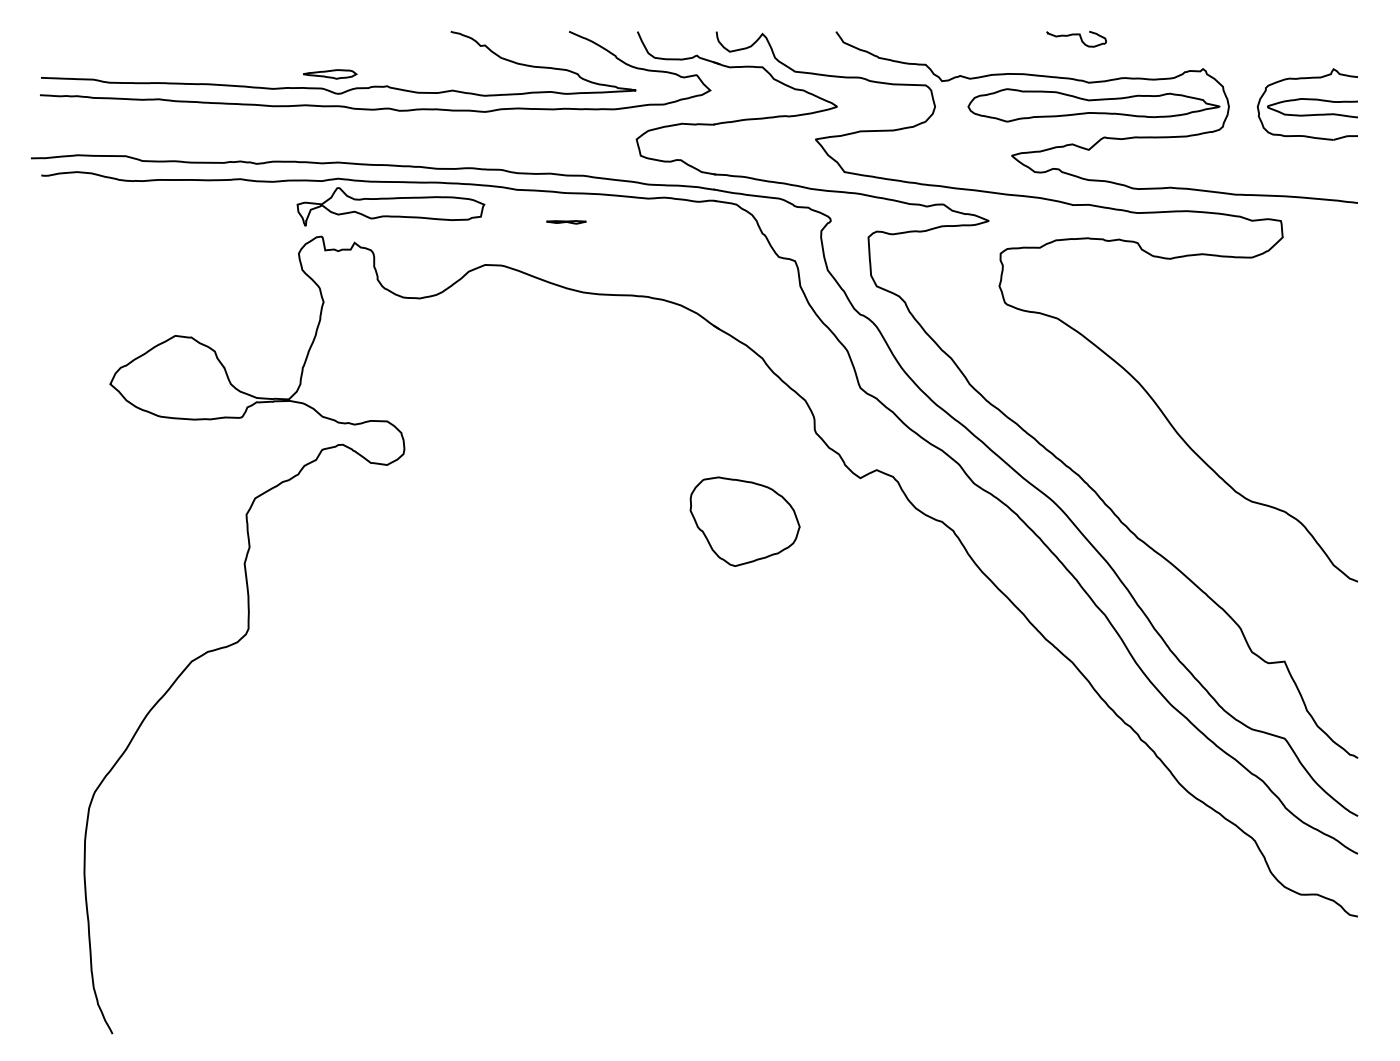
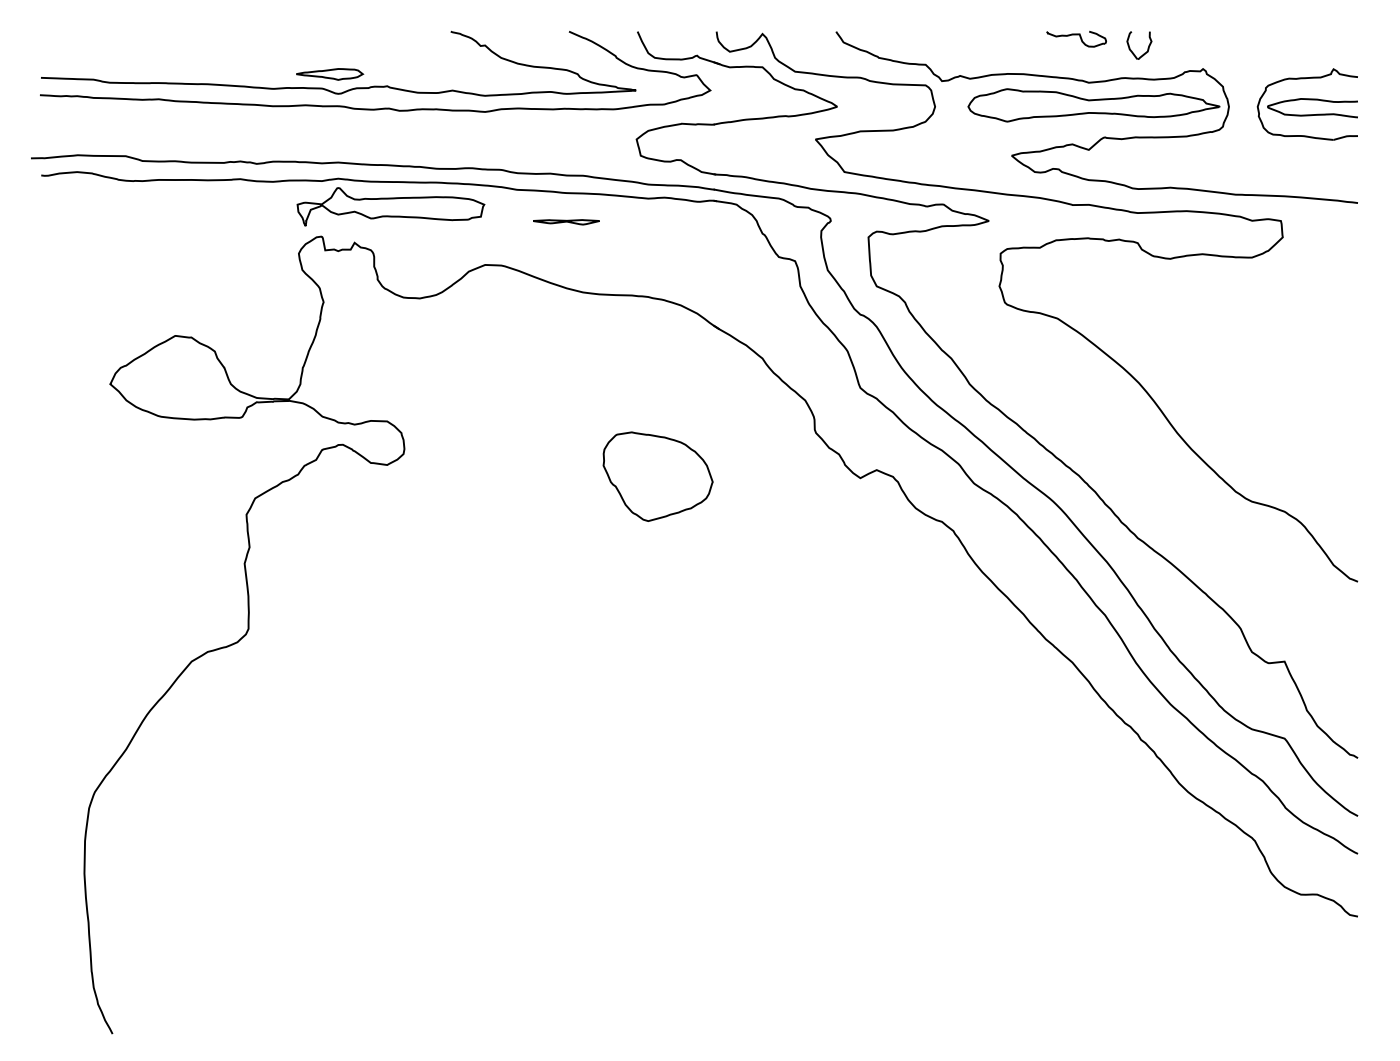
part: none -> present (1147, 47)
part size: 55x11 px -> 69x13 px (330, 74)
part size: 41x5 px -> 67x7 px (566, 222)
part position: (744, 521) -> (657, 476) (657, 476)
